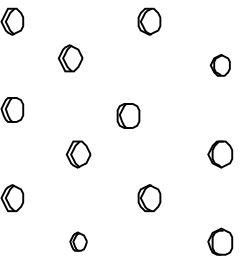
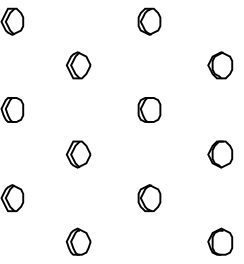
part position: (70, 58) -> (78, 65) (78, 65)
part size: 22x23 px -> 27x29 px (220, 65)
part position: (128, 115) -> (149, 109) (149, 109)
part size: 19x21 px -> 27x29 px (78, 241)
